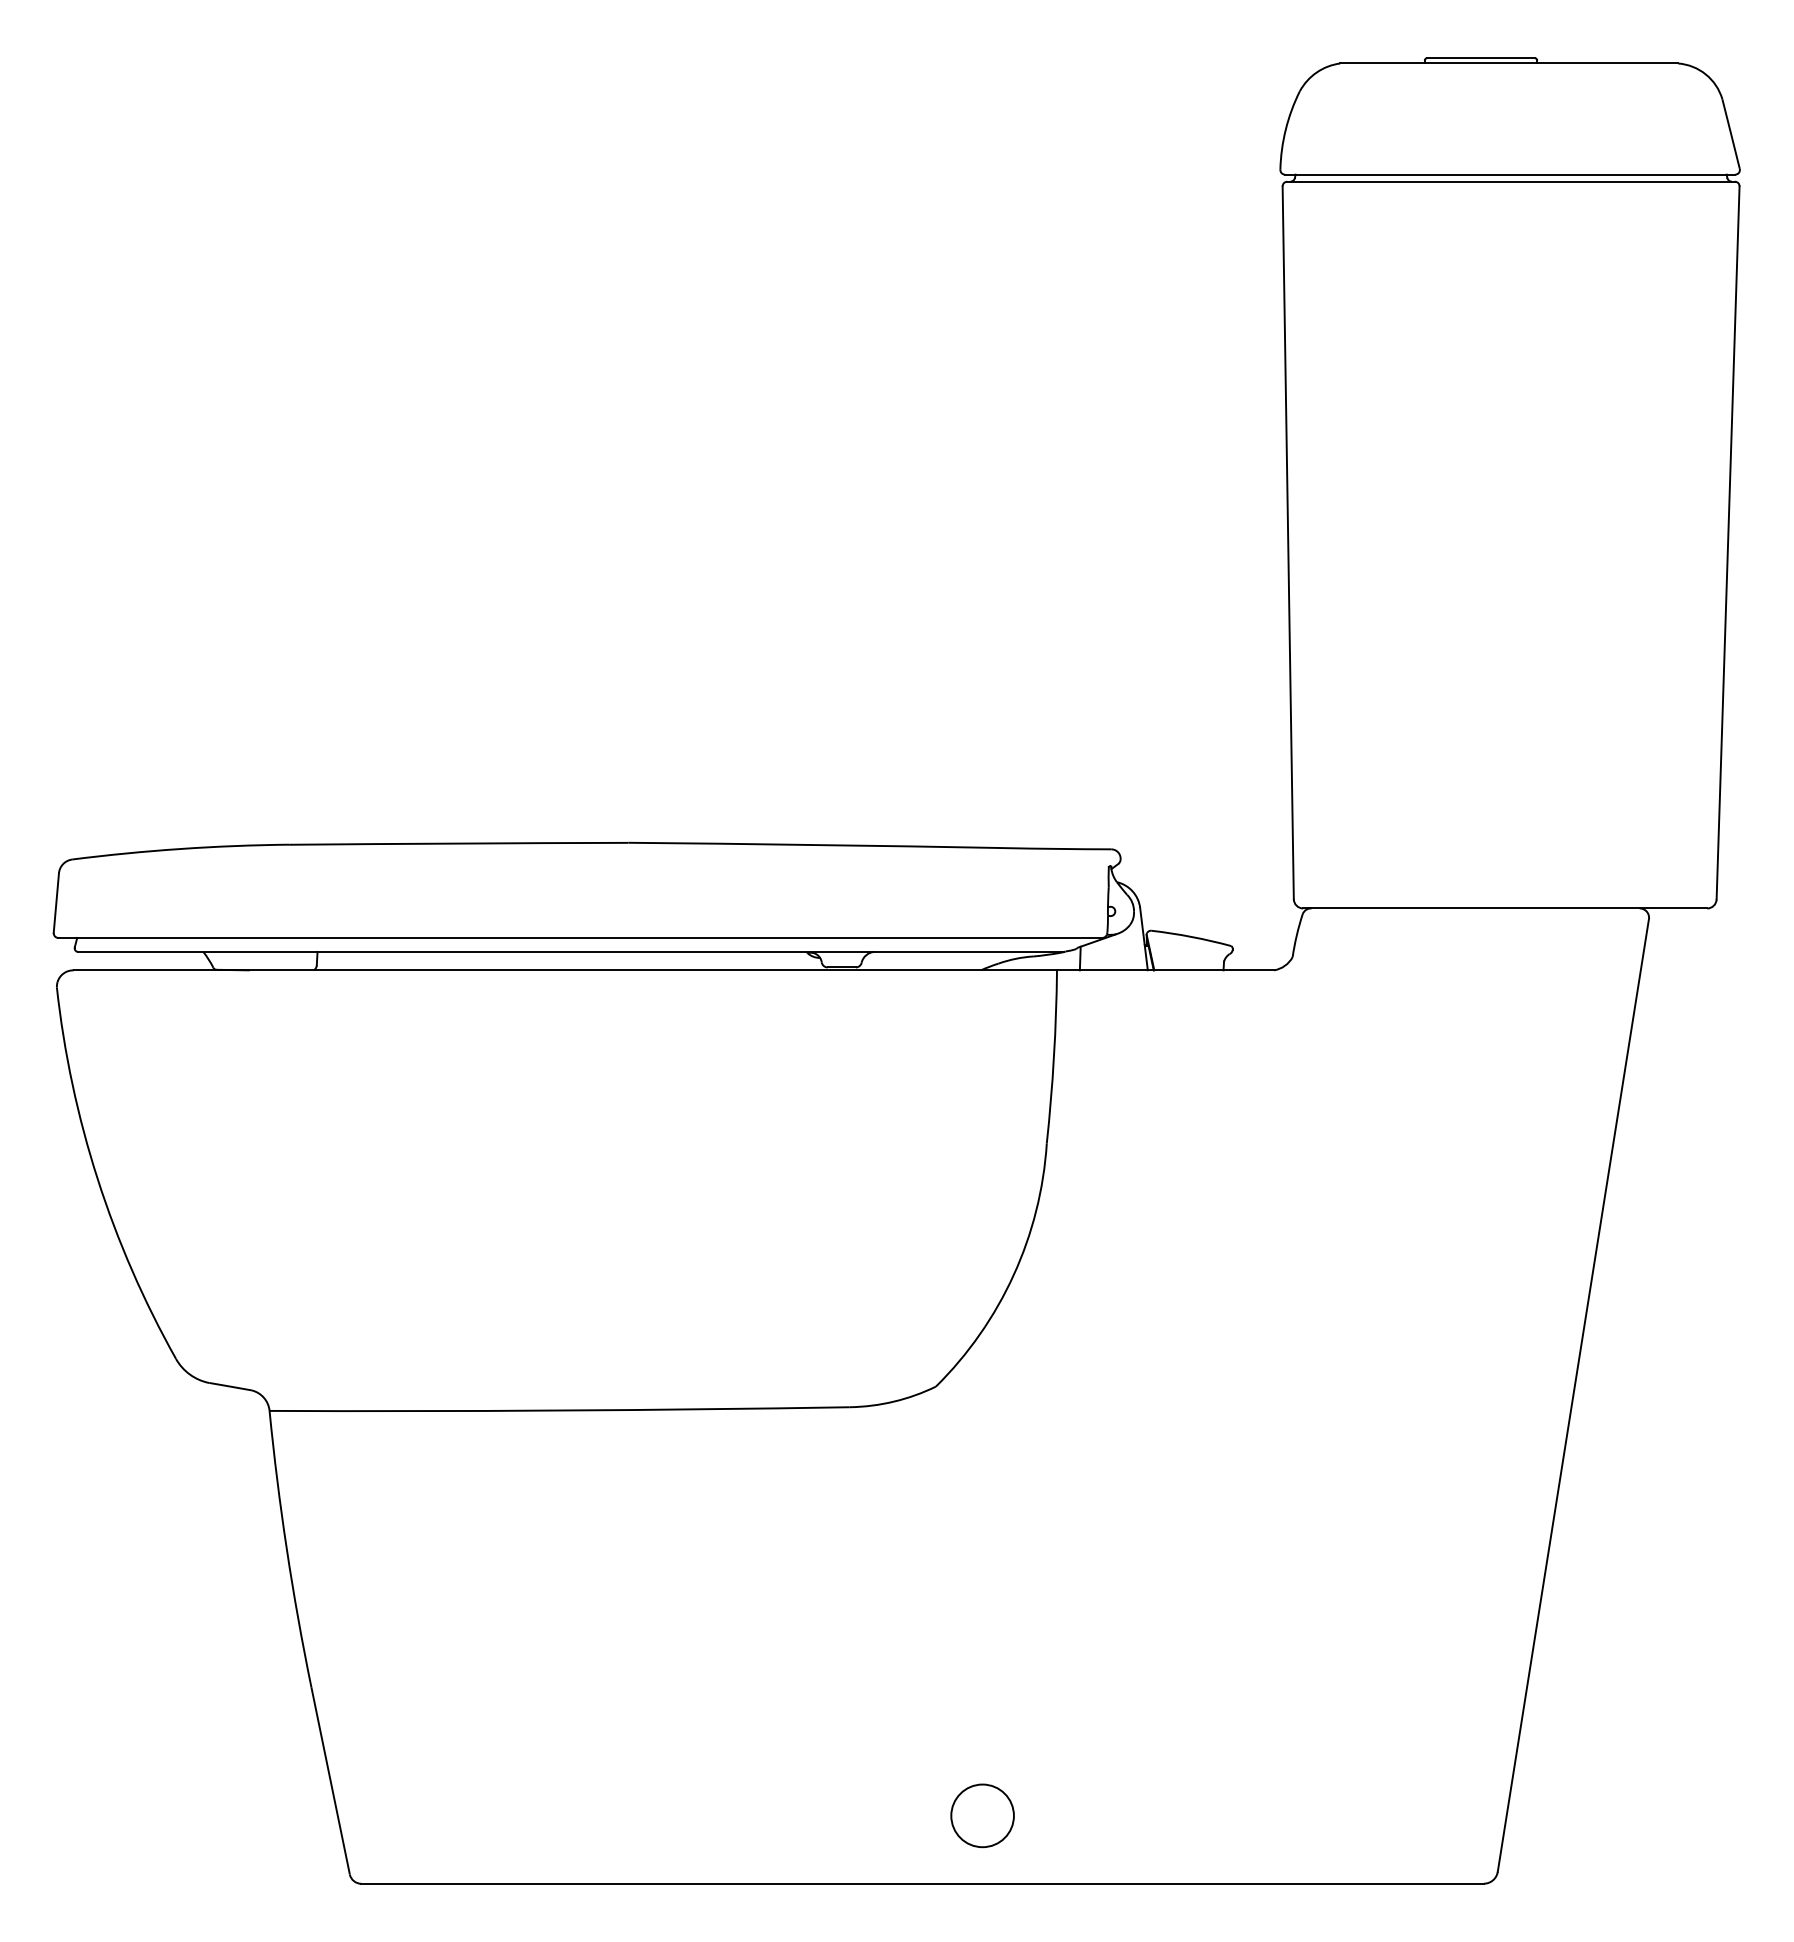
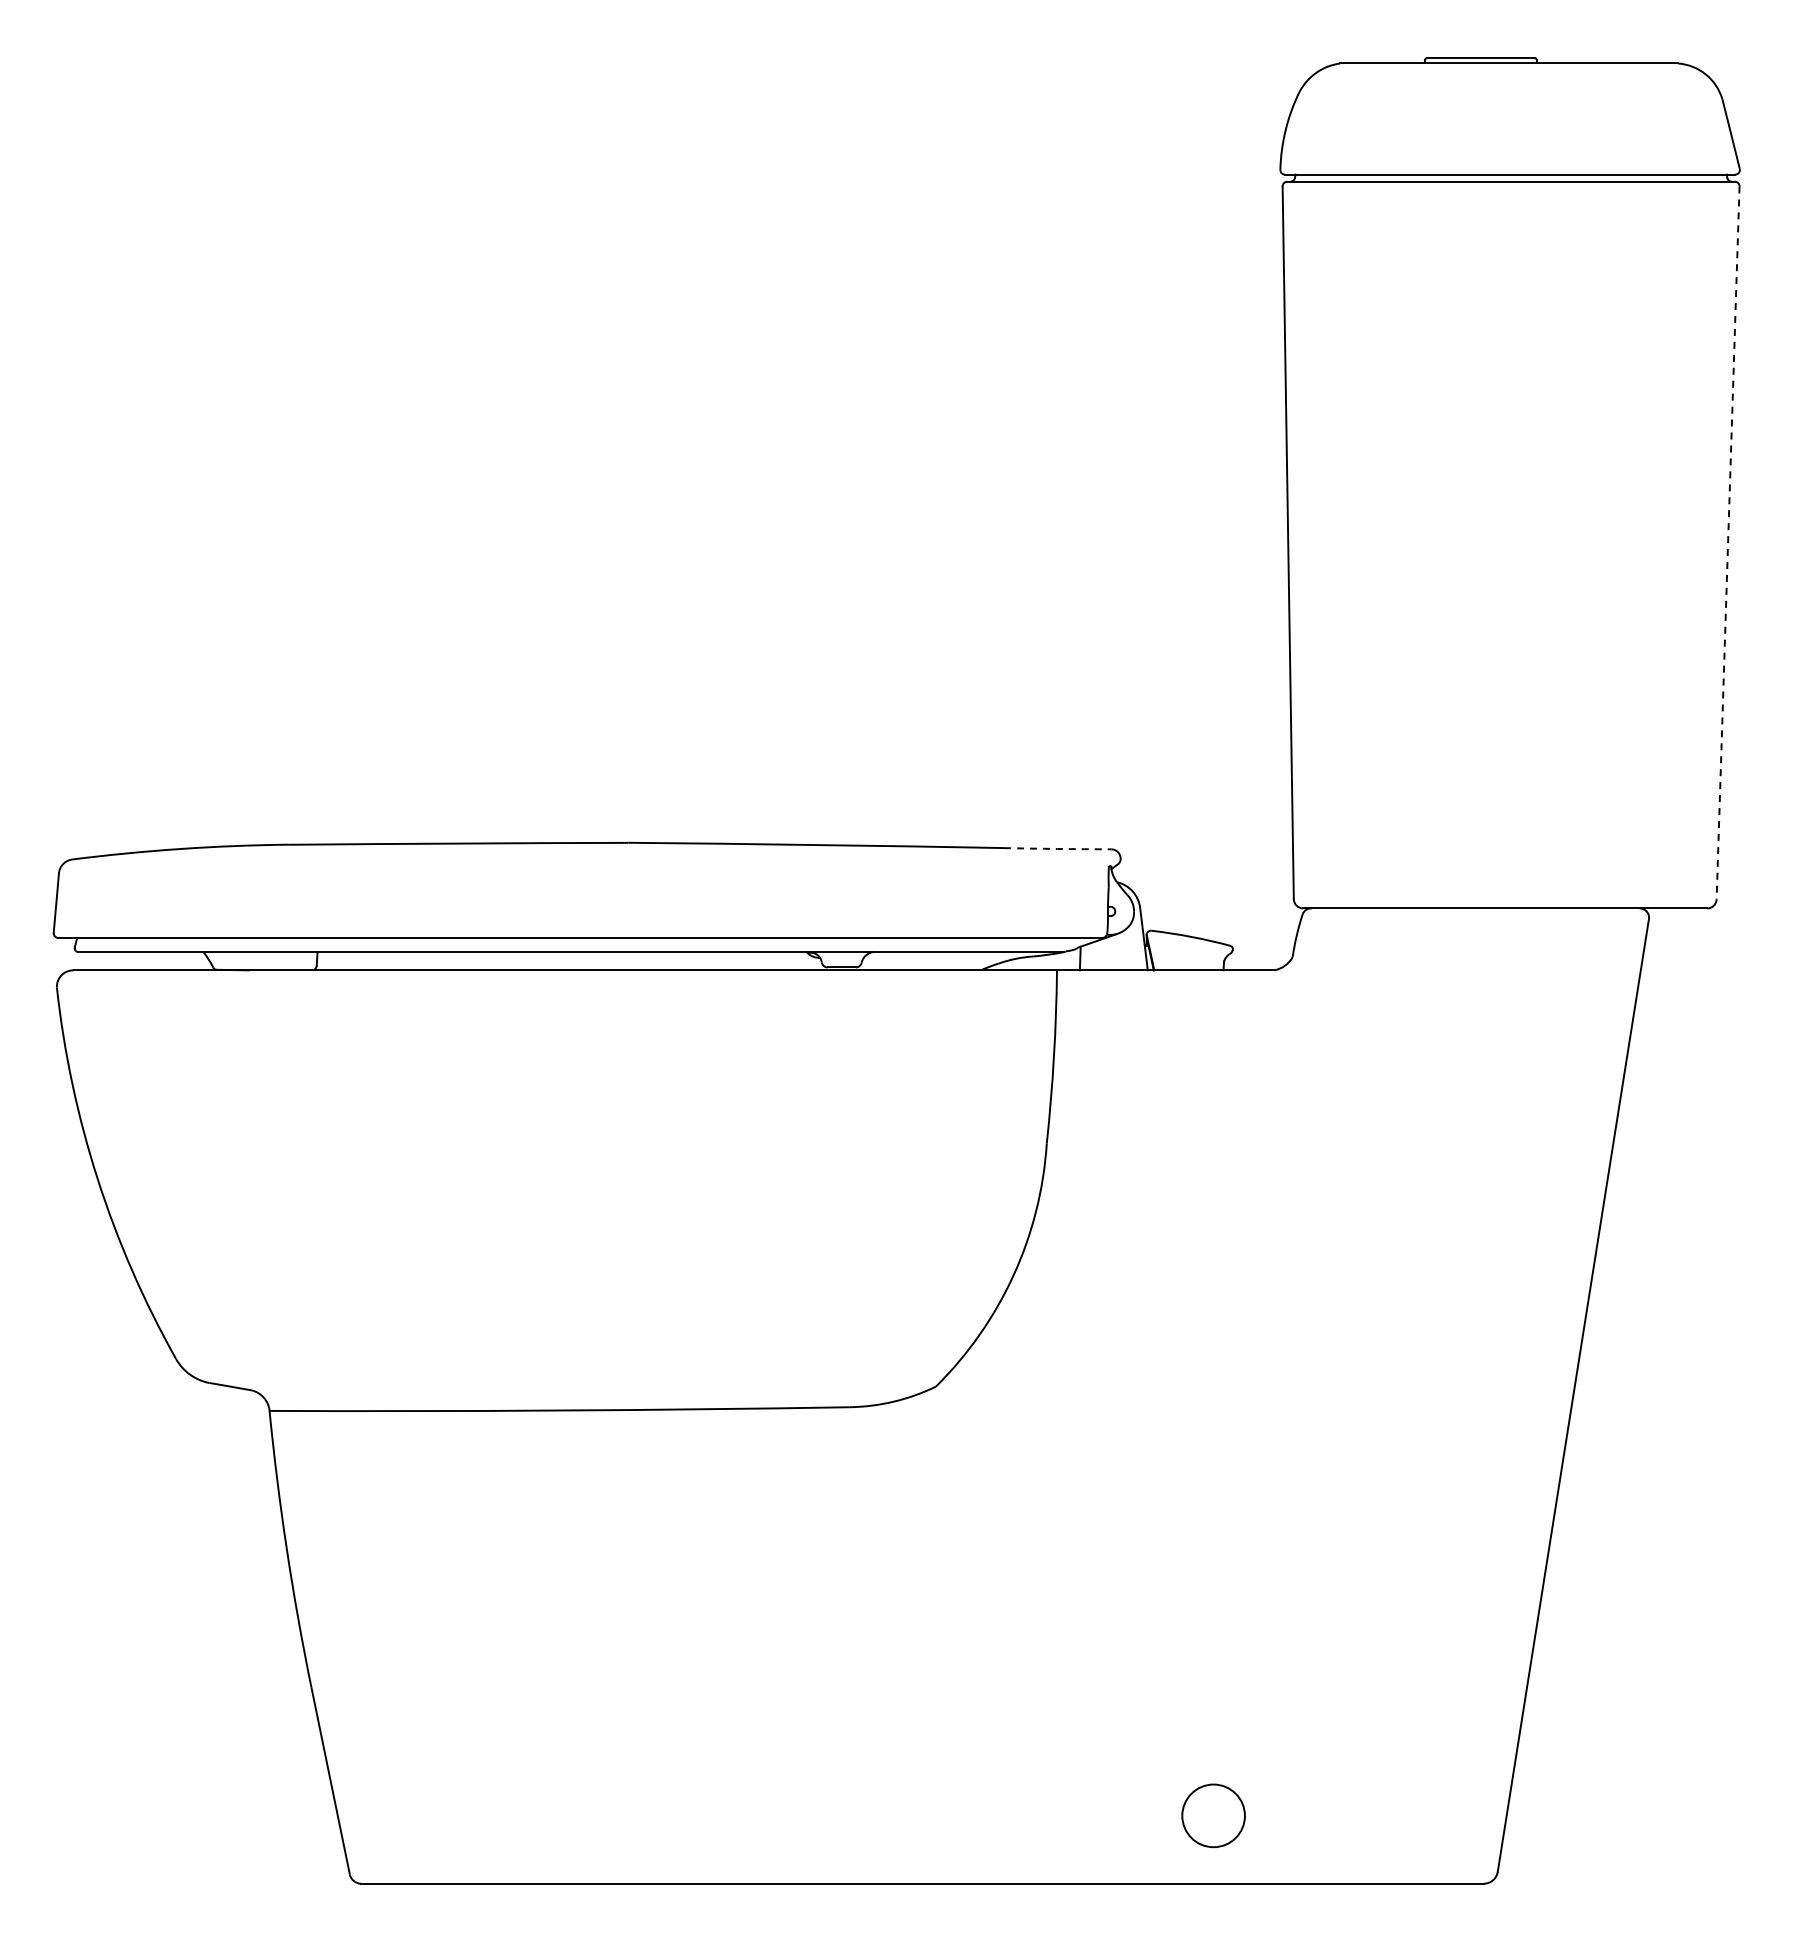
line: solid -> dashed (1728, 542)
arc: solid -> dashed (1057, 848)
circle position: (982, 1815) -> (1213, 1815) (1213, 1815)
